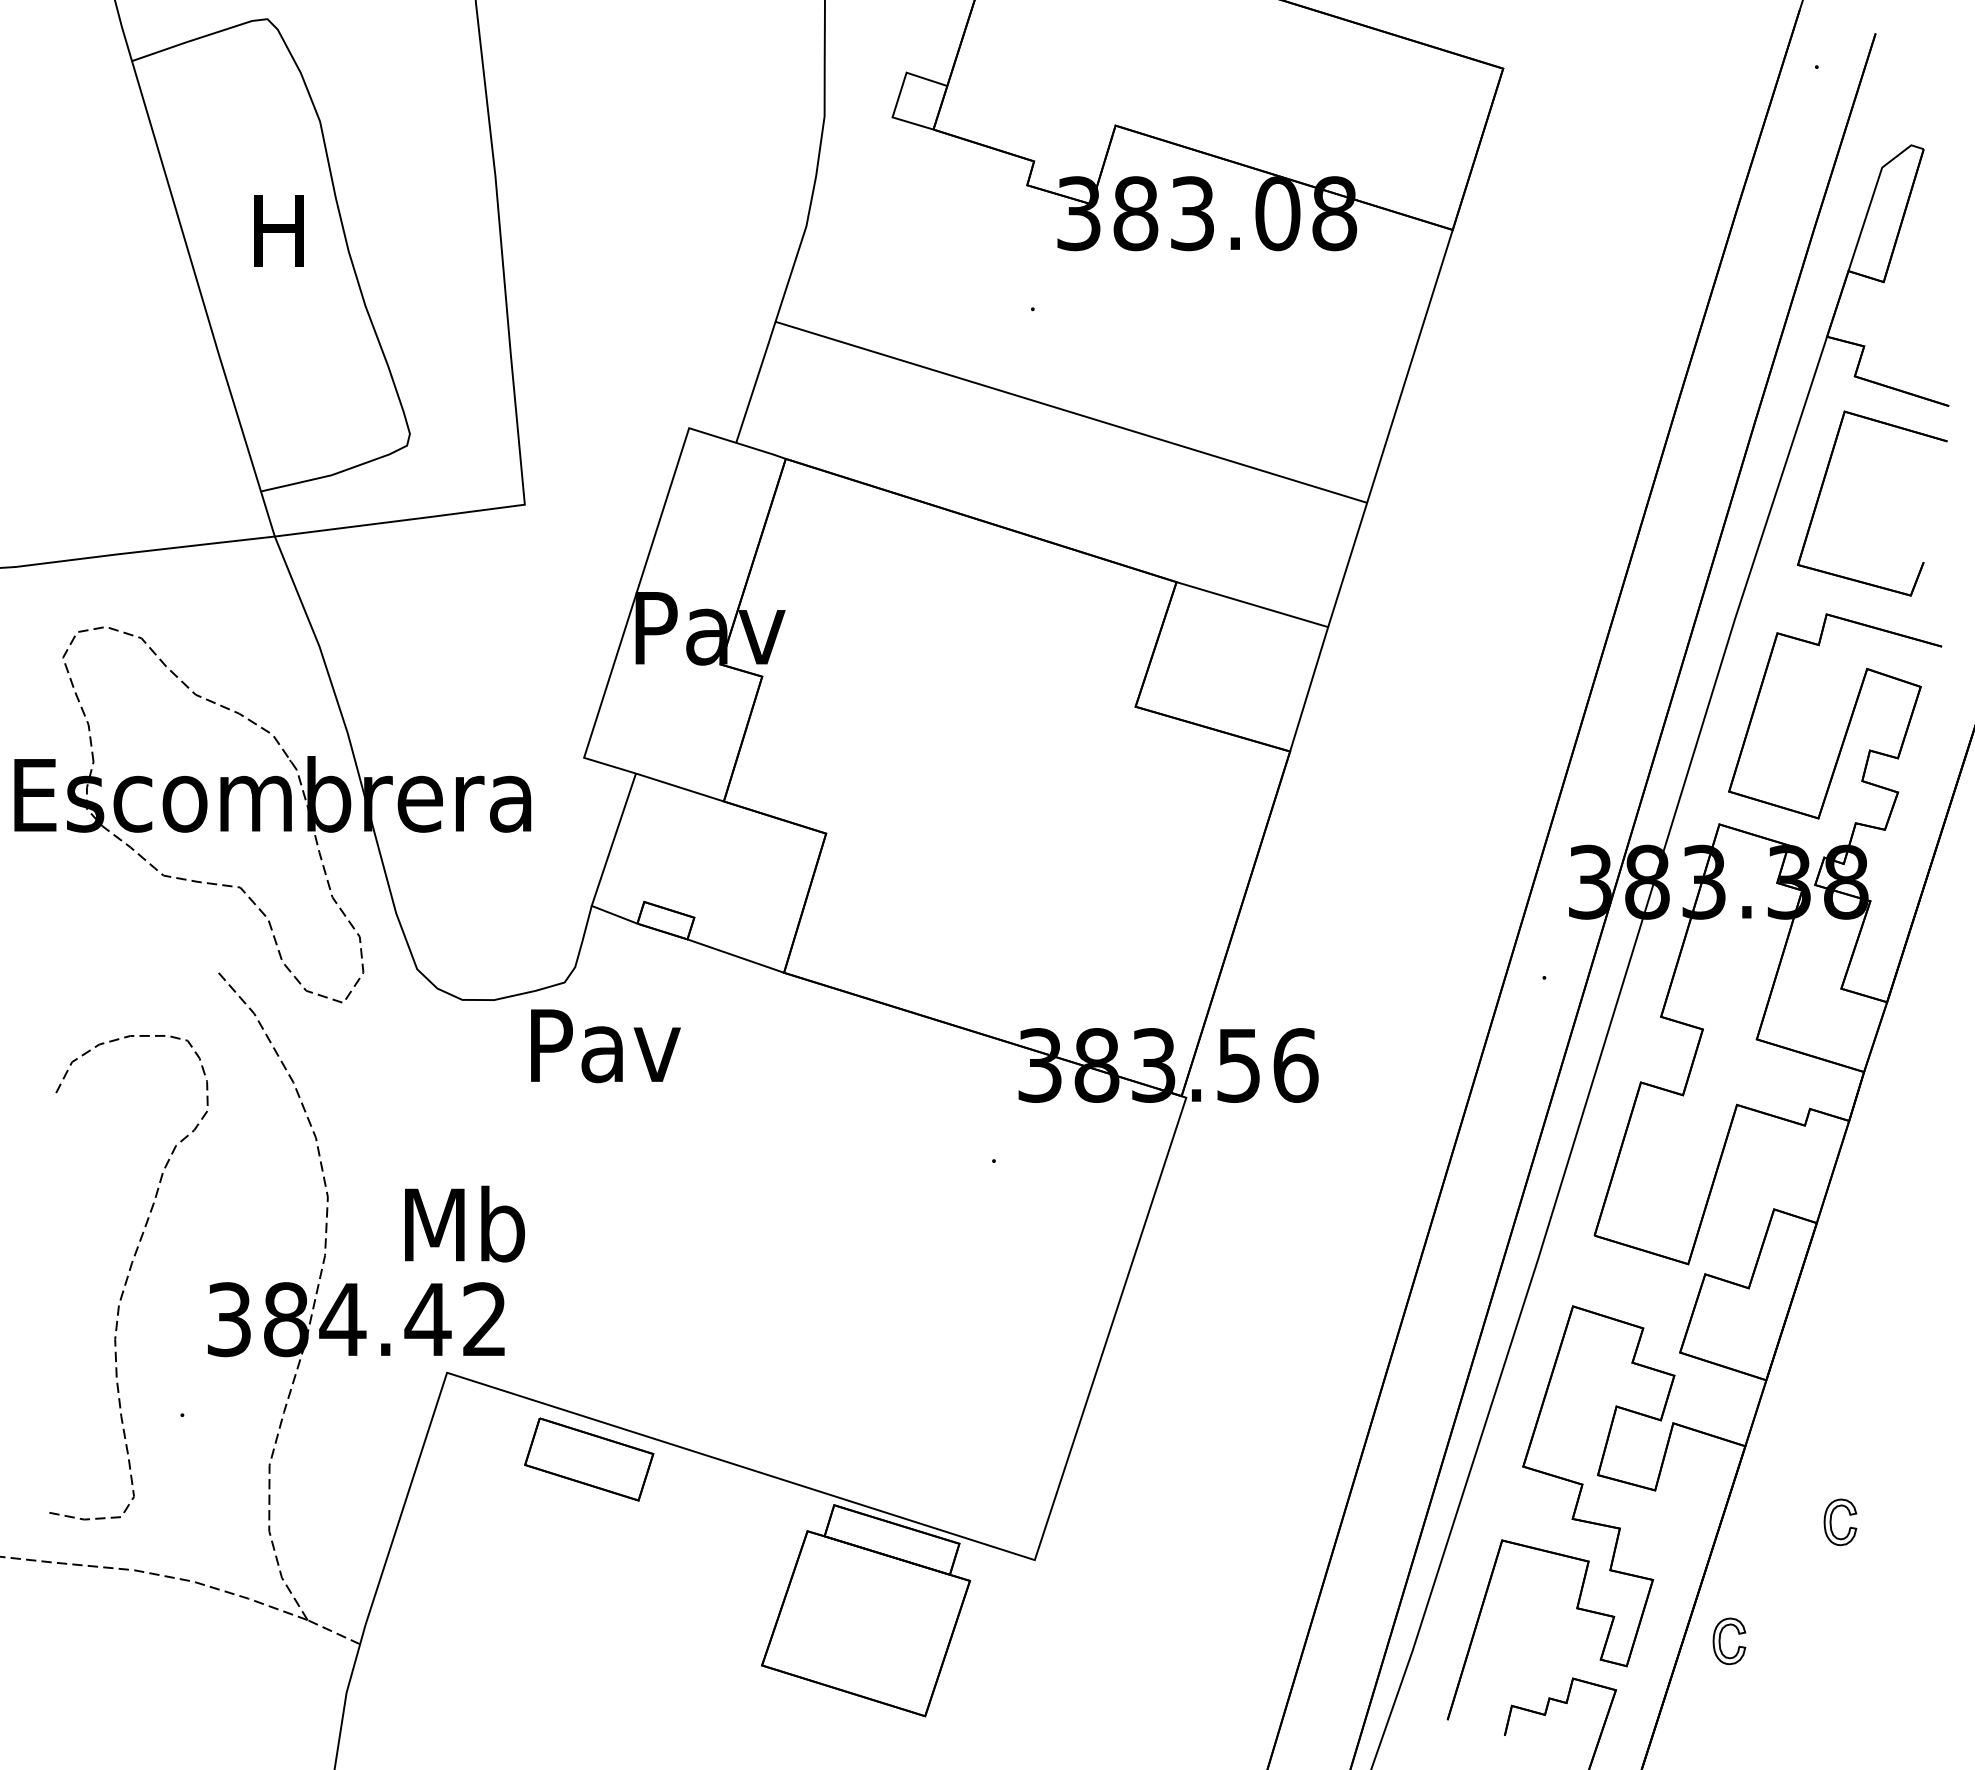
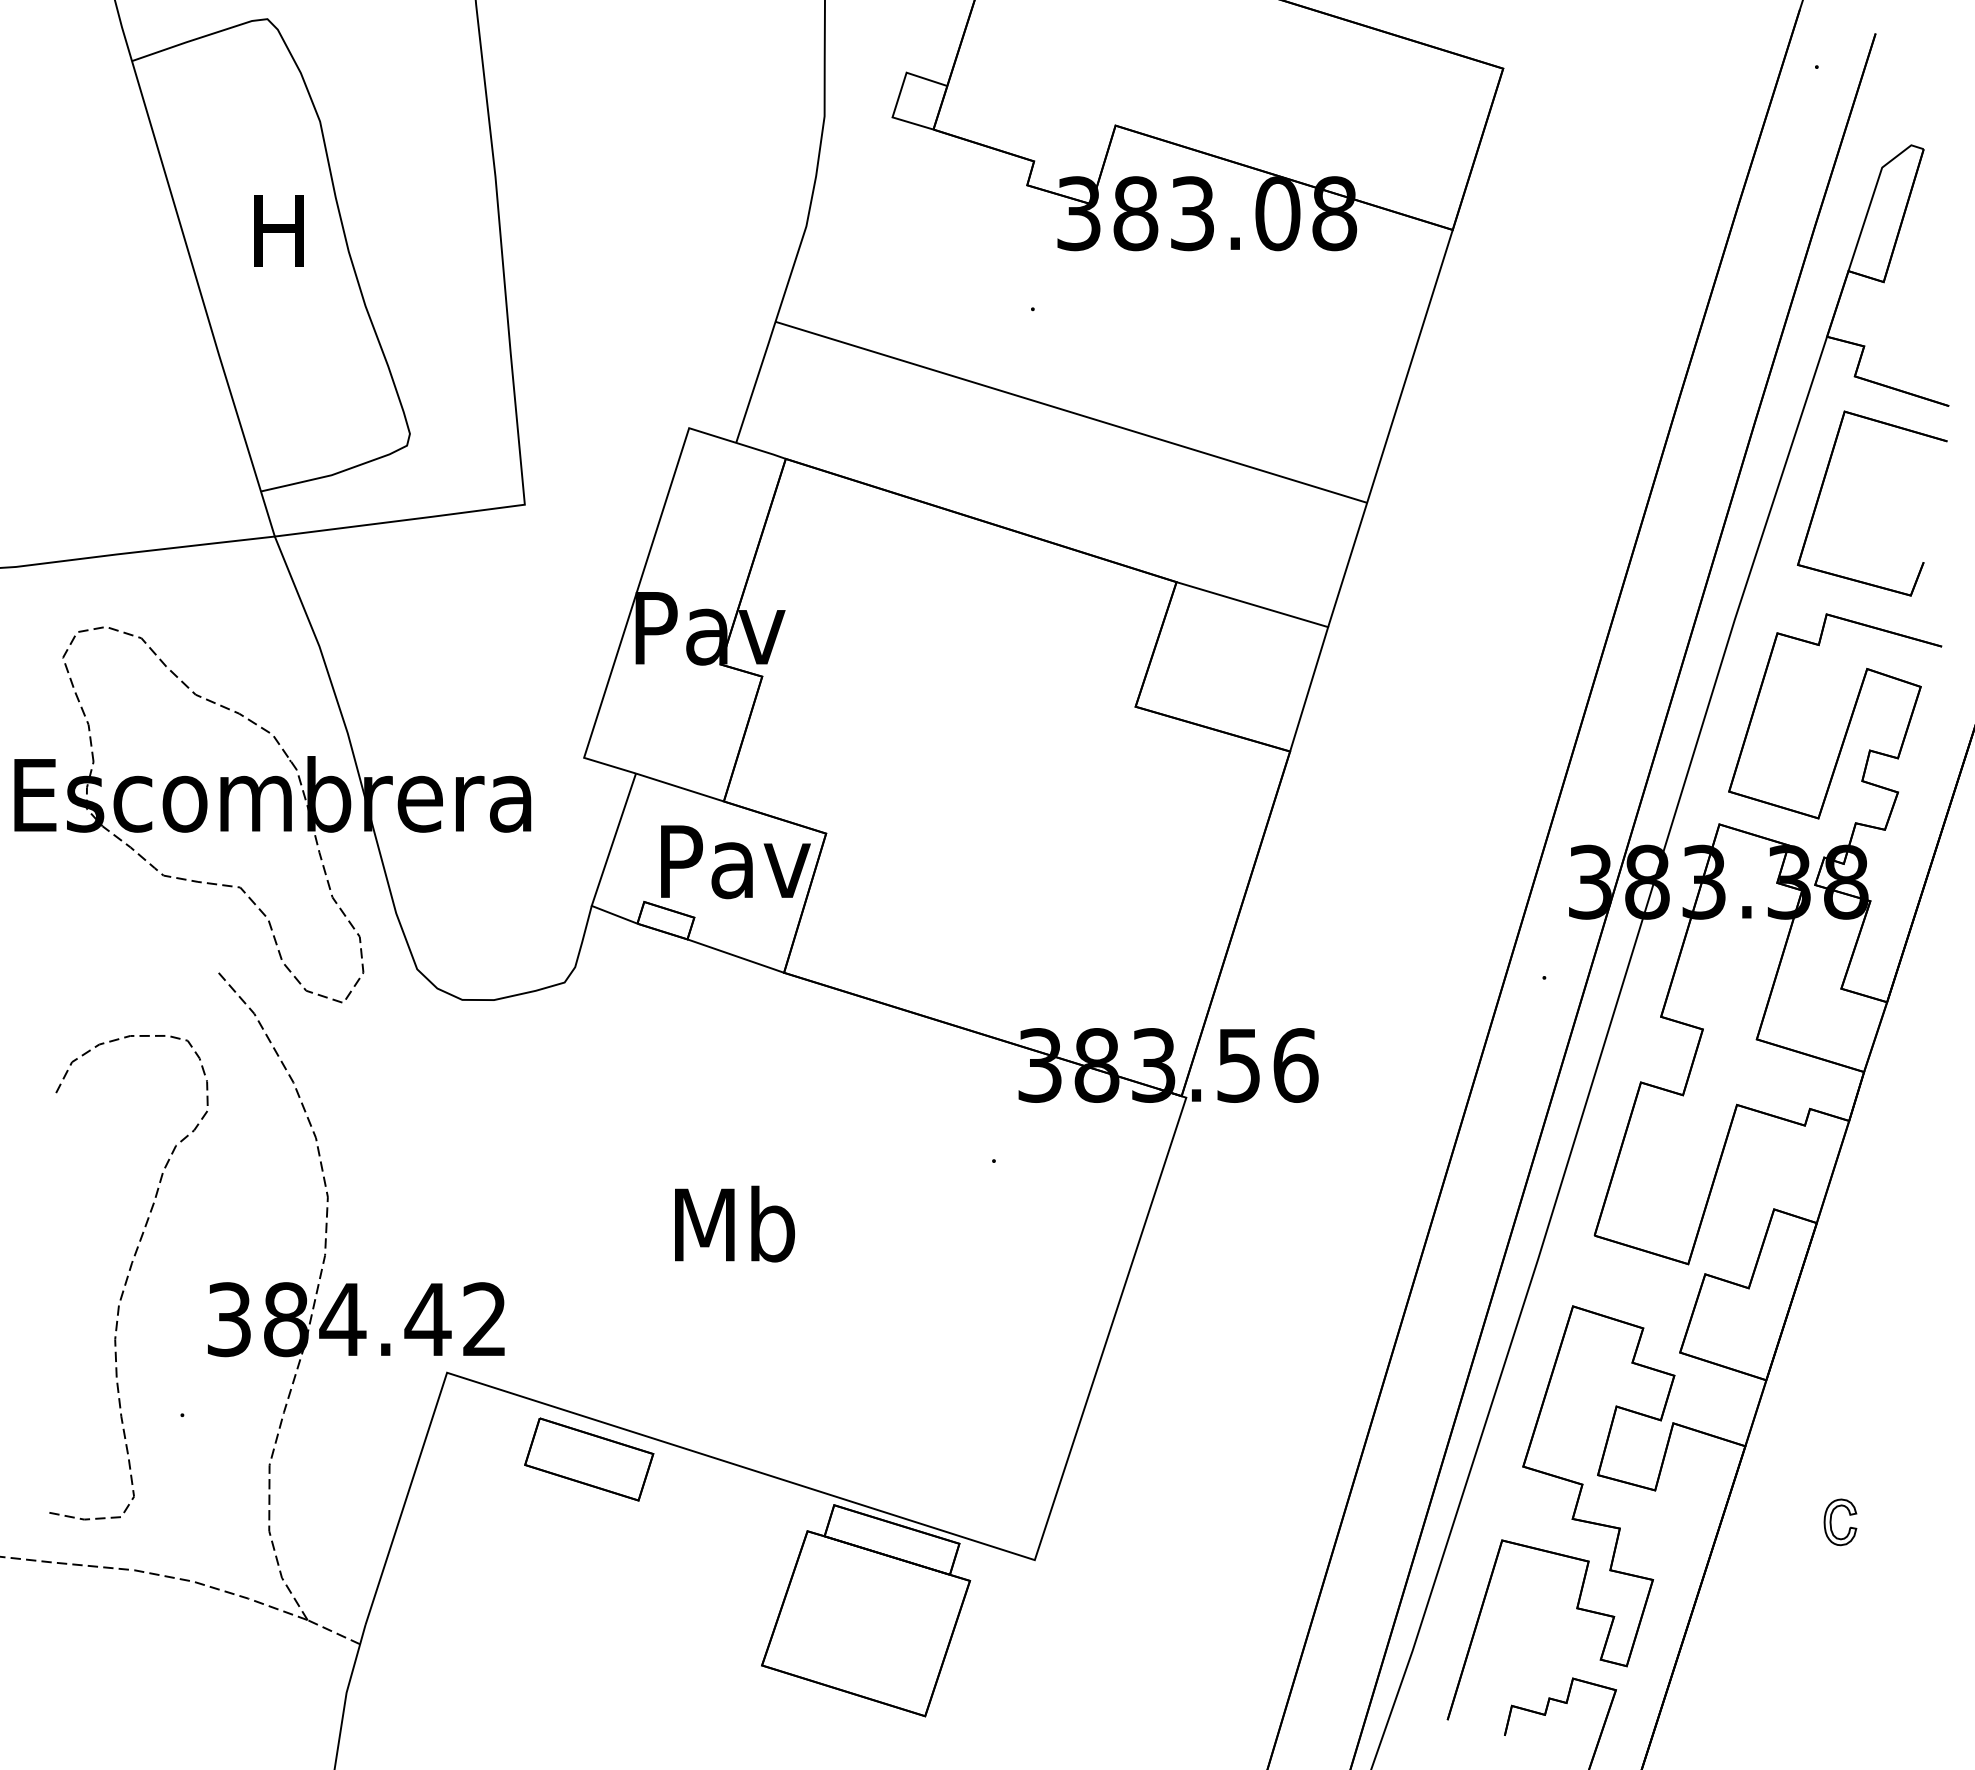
text position: (605, 1046) -> (735, 862) (735, 862)
text position: (464, 1223) -> (734, 1223) (734, 1223)
part: present -> none (1720, 1641)
